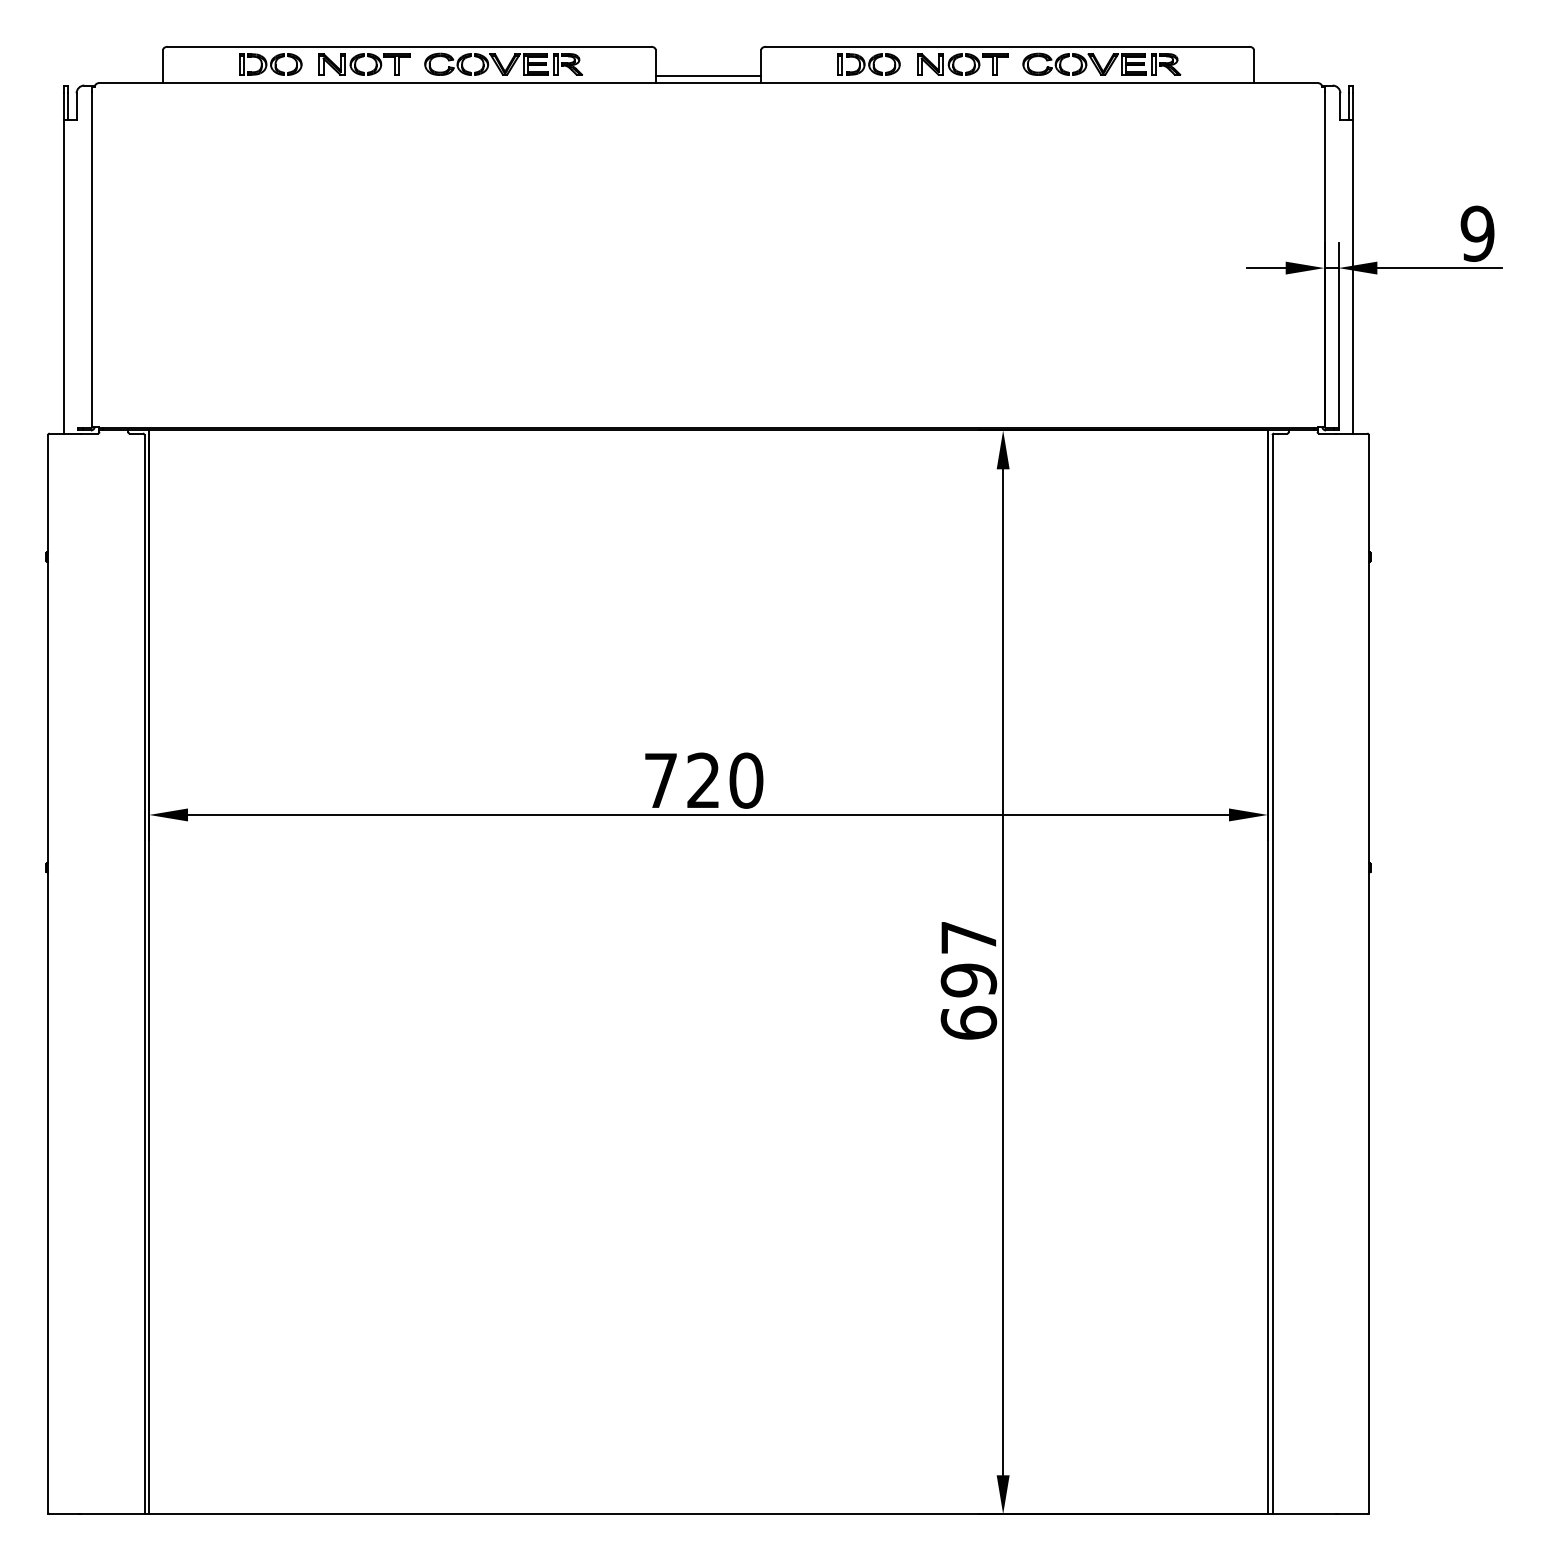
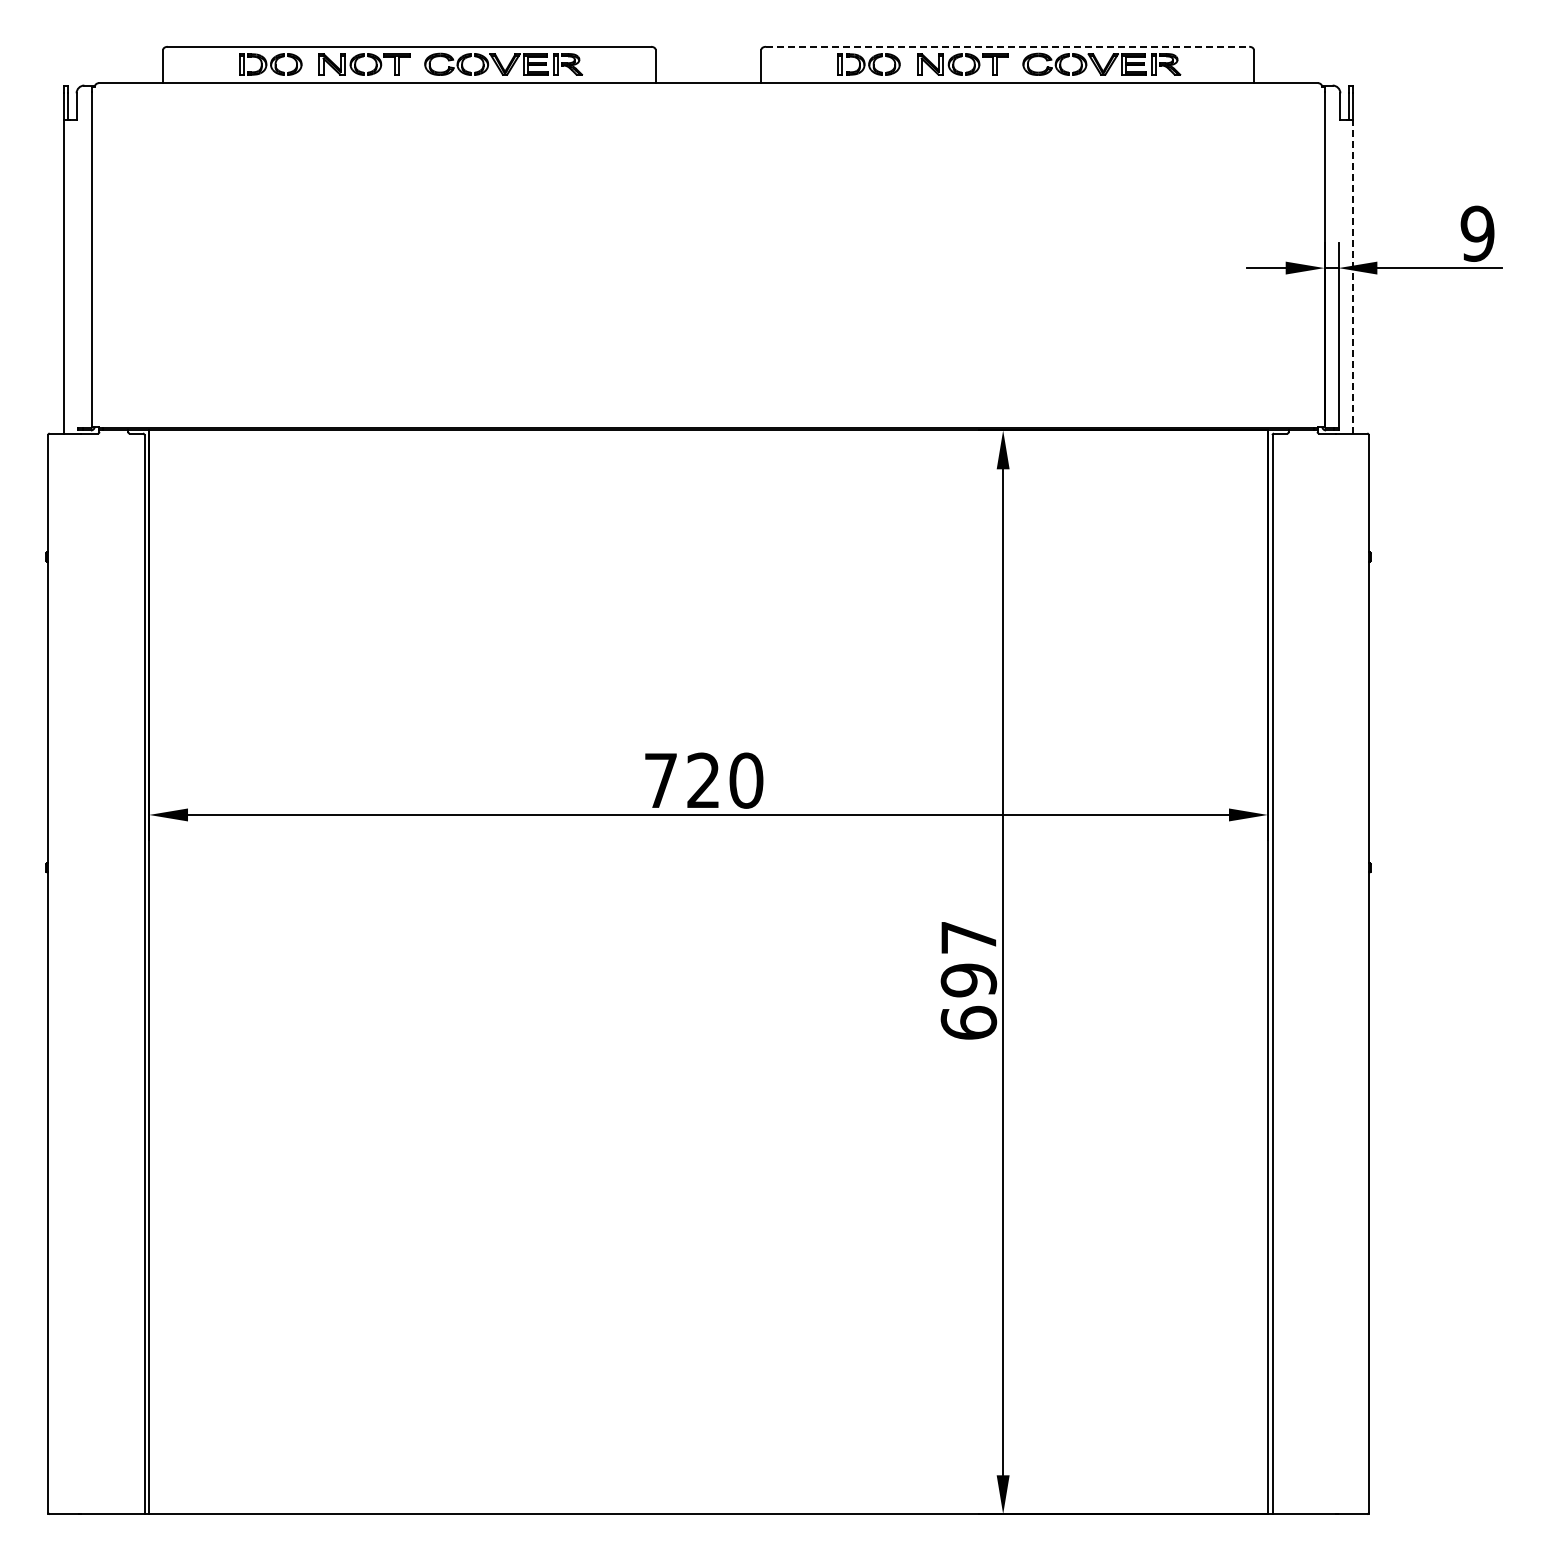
line: solid -> dashed (1007, 46)
line: present -> none (708, 76)
line: solid -> dashed (1353, 276)
